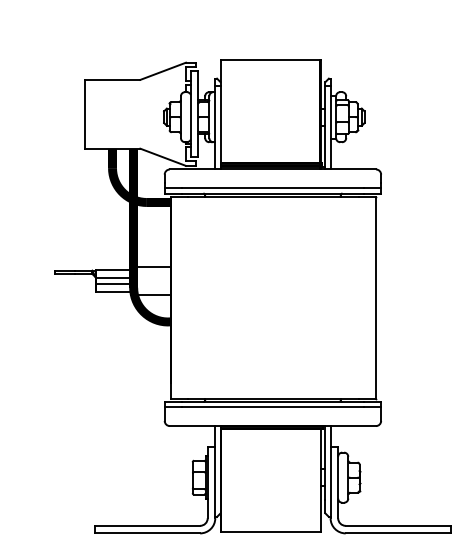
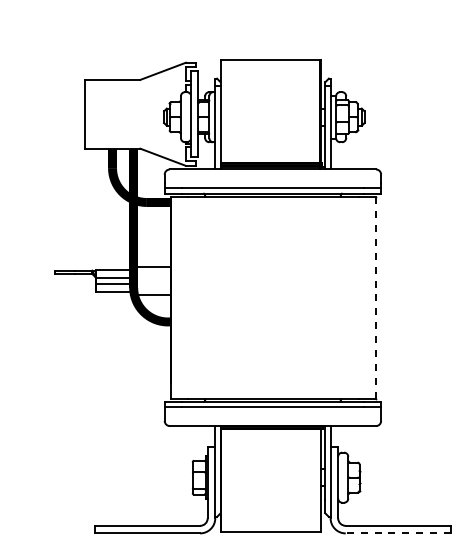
line: solid -> dashed (376, 297)
line: solid -> dashed (398, 533)
